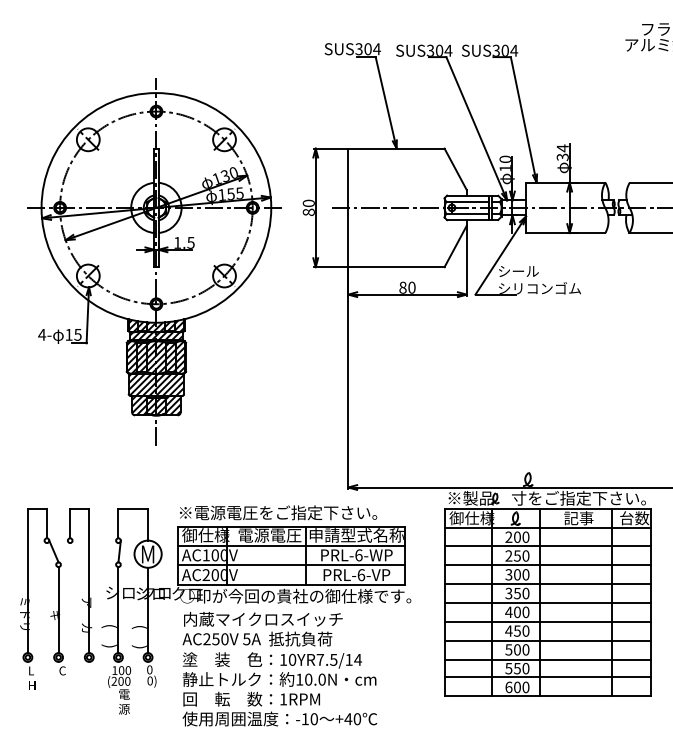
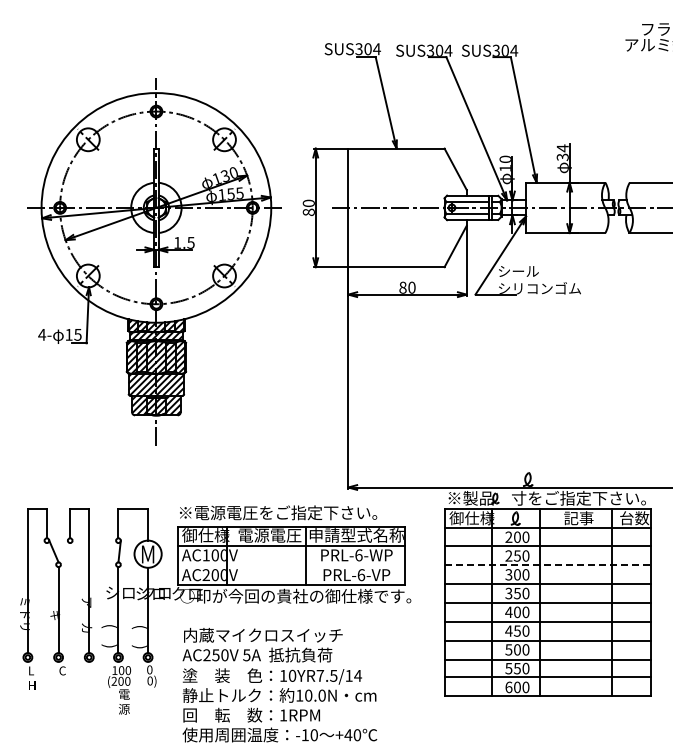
line: present -> none (291, 565)
line: solid -> dashed (547, 565)
text position: (279, 668) -> (279, 684) (279, 684)
